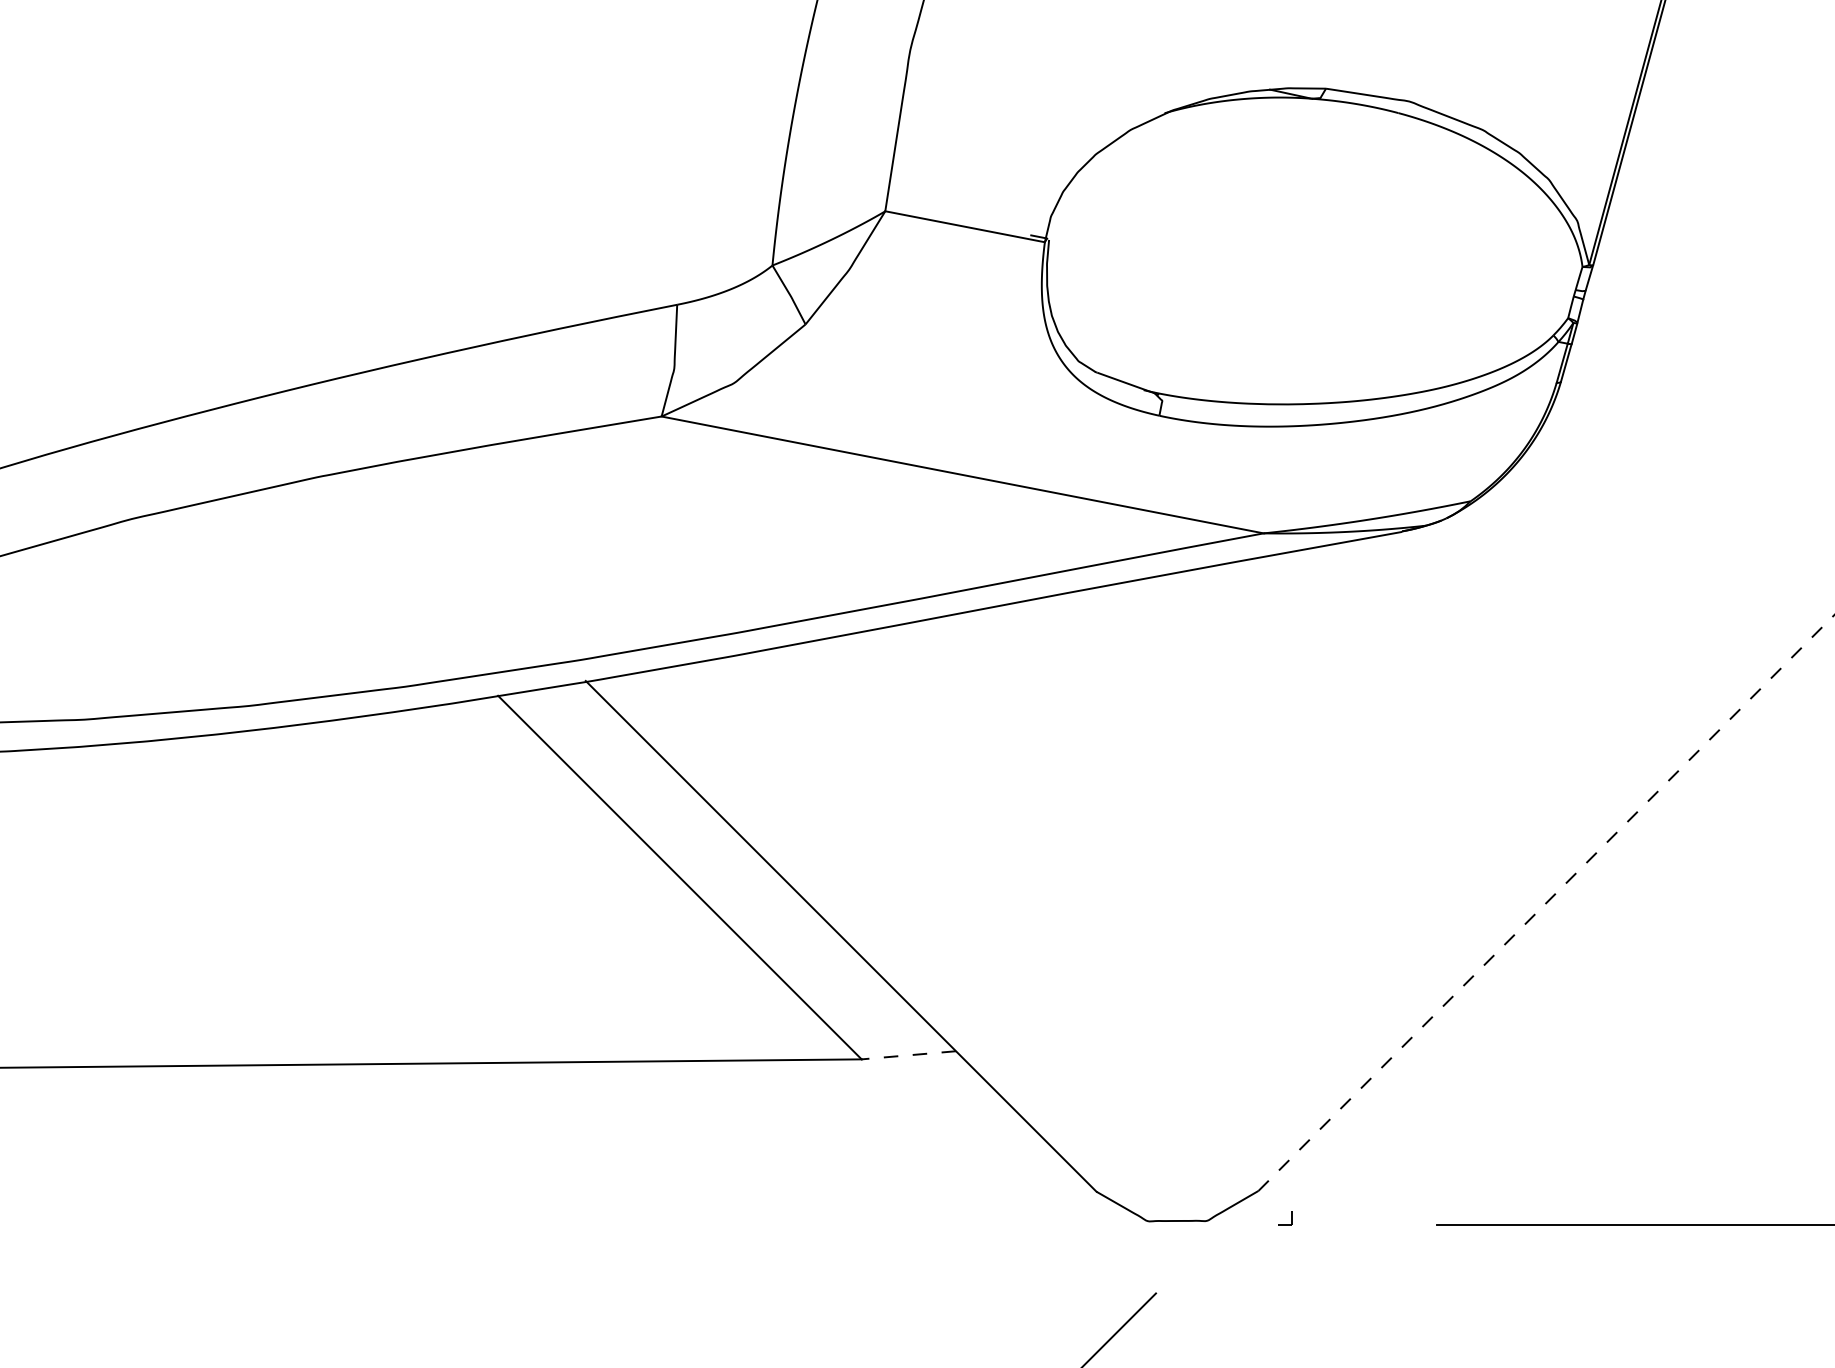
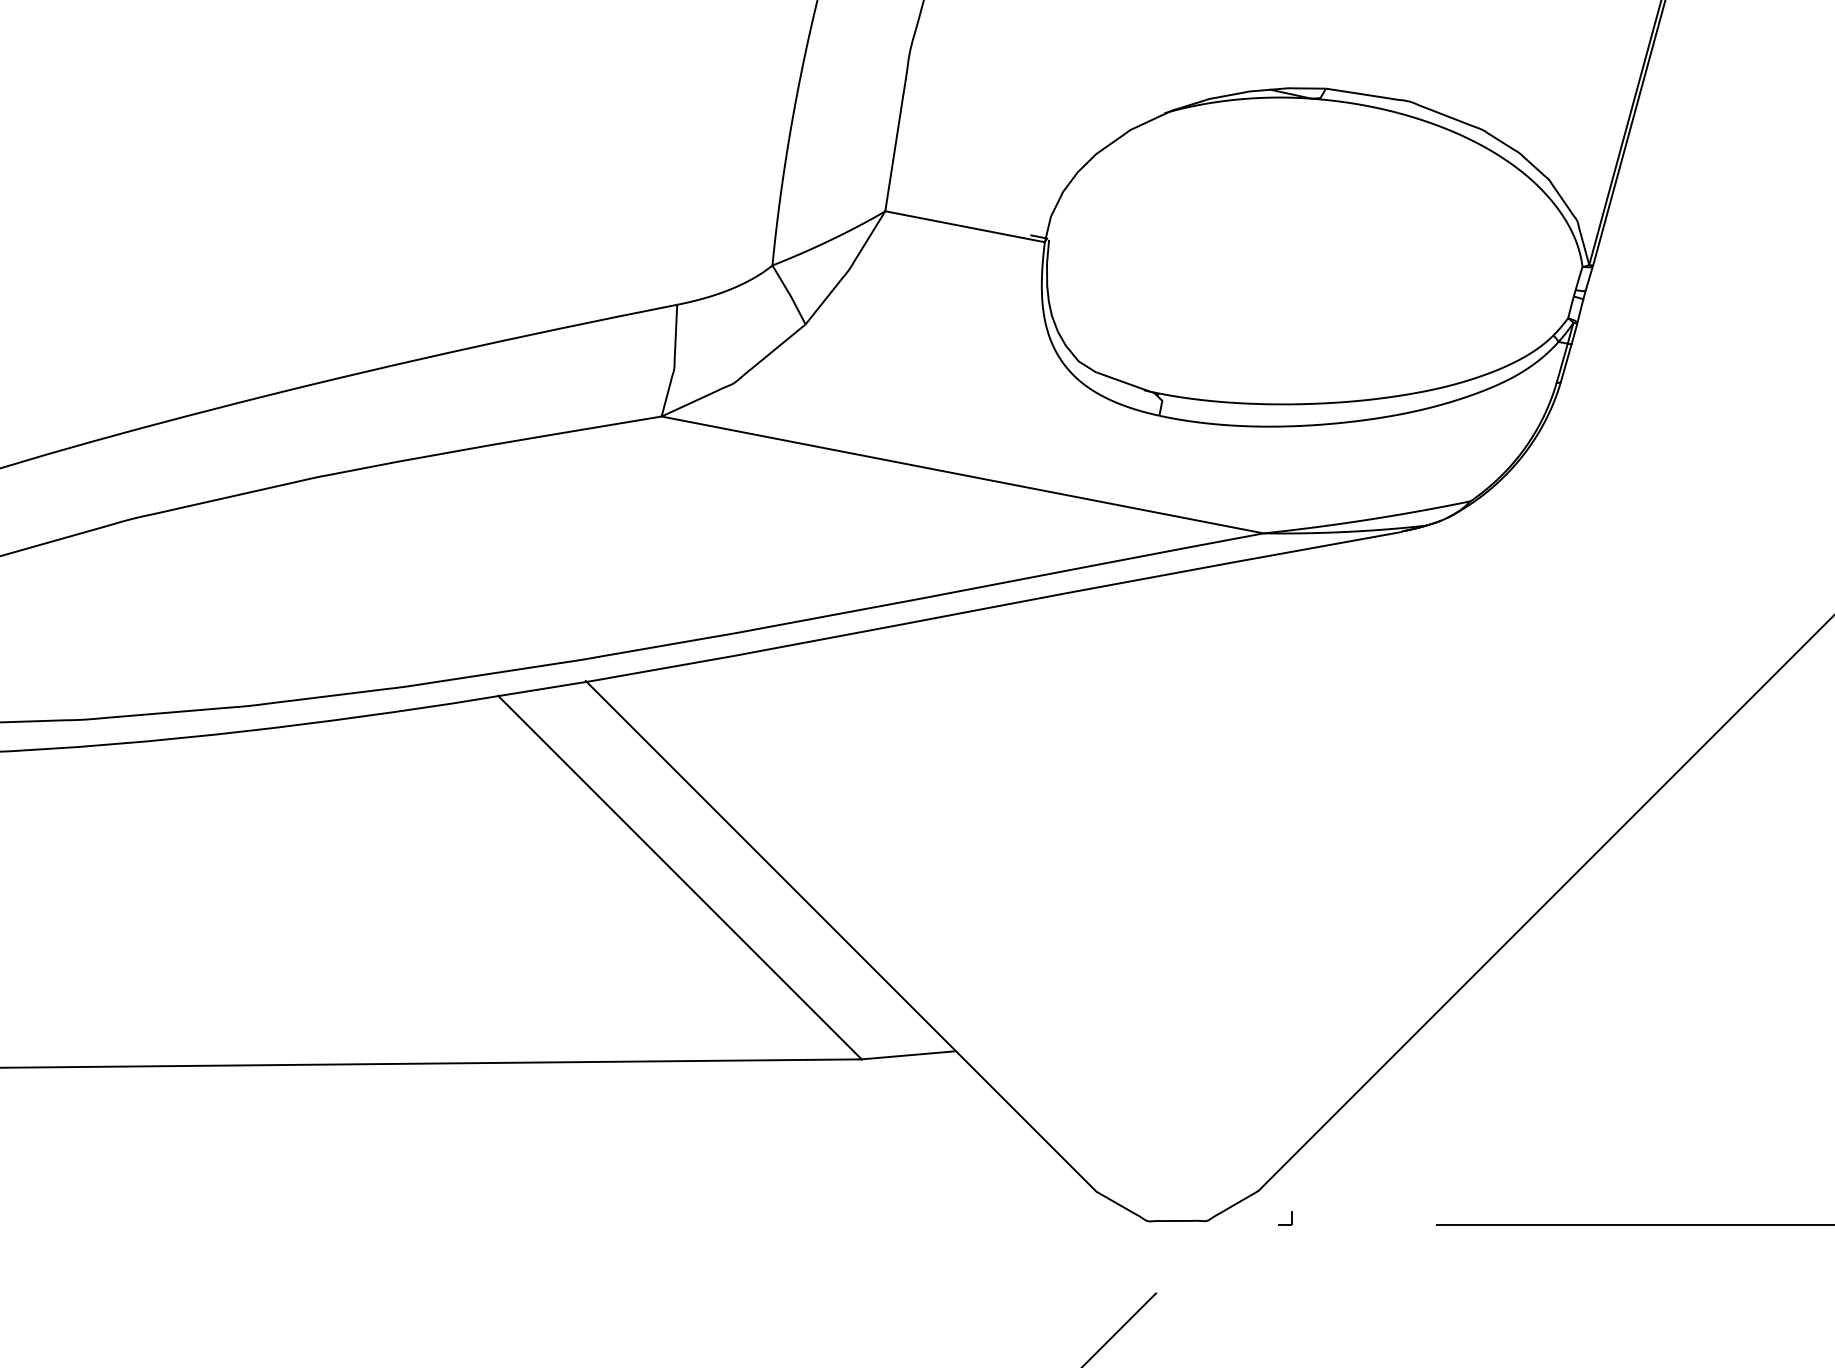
line: dashed -> solid (1546, 902)
line: dashed -> solid (908, 1055)
